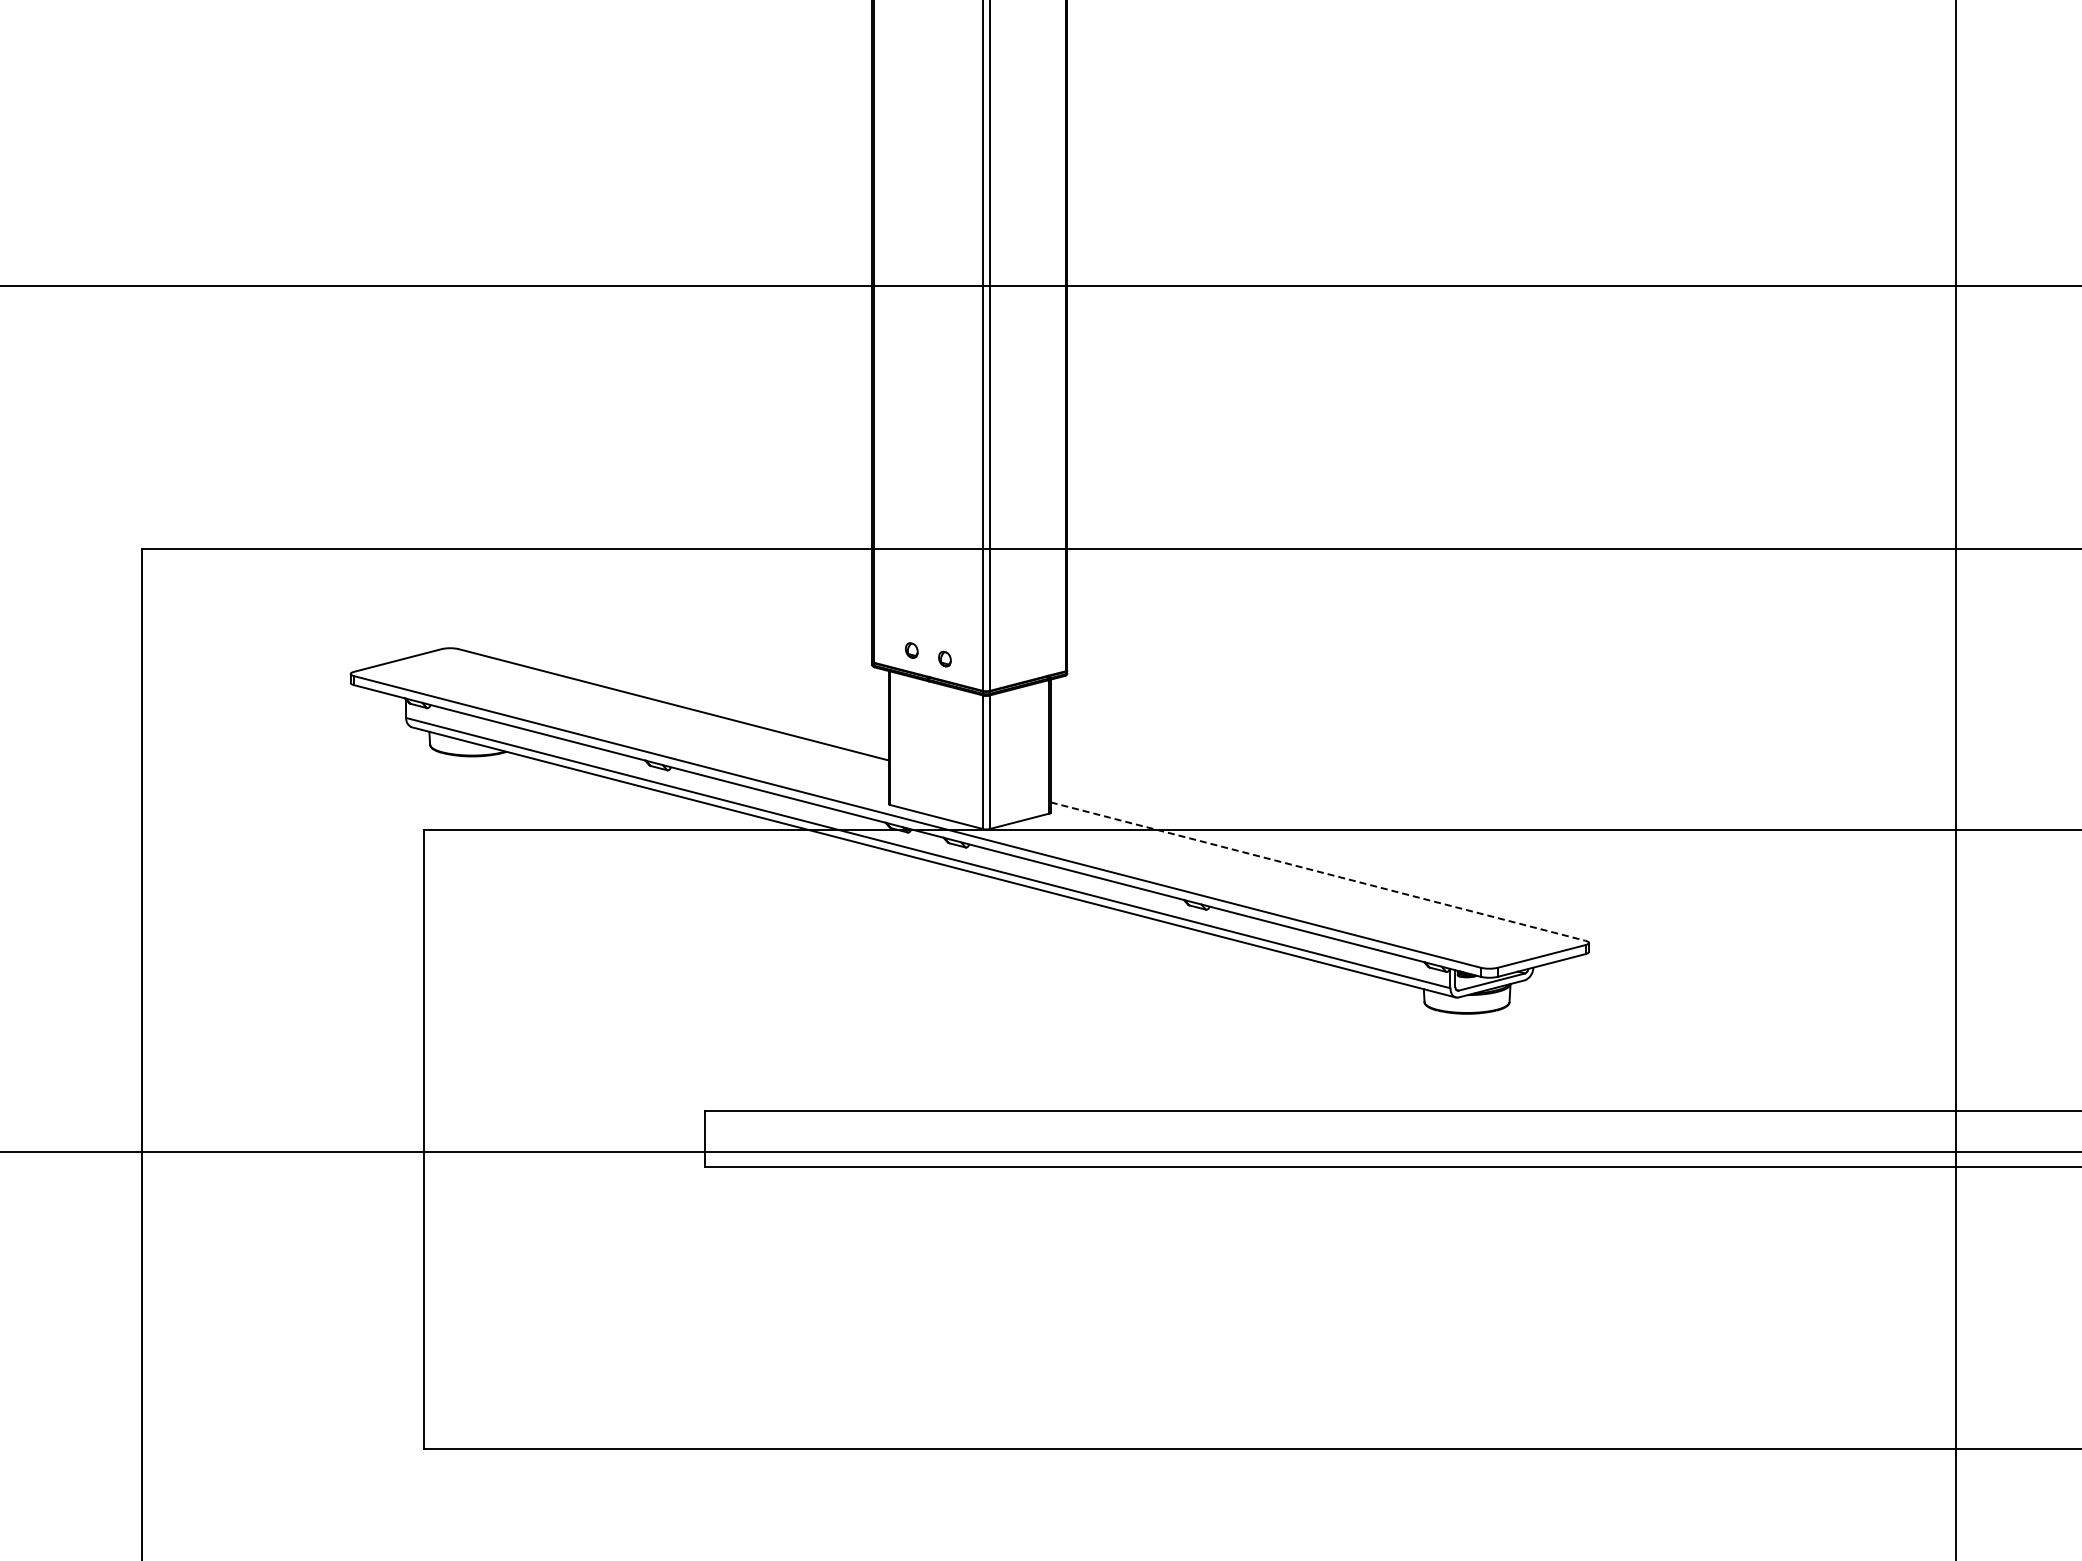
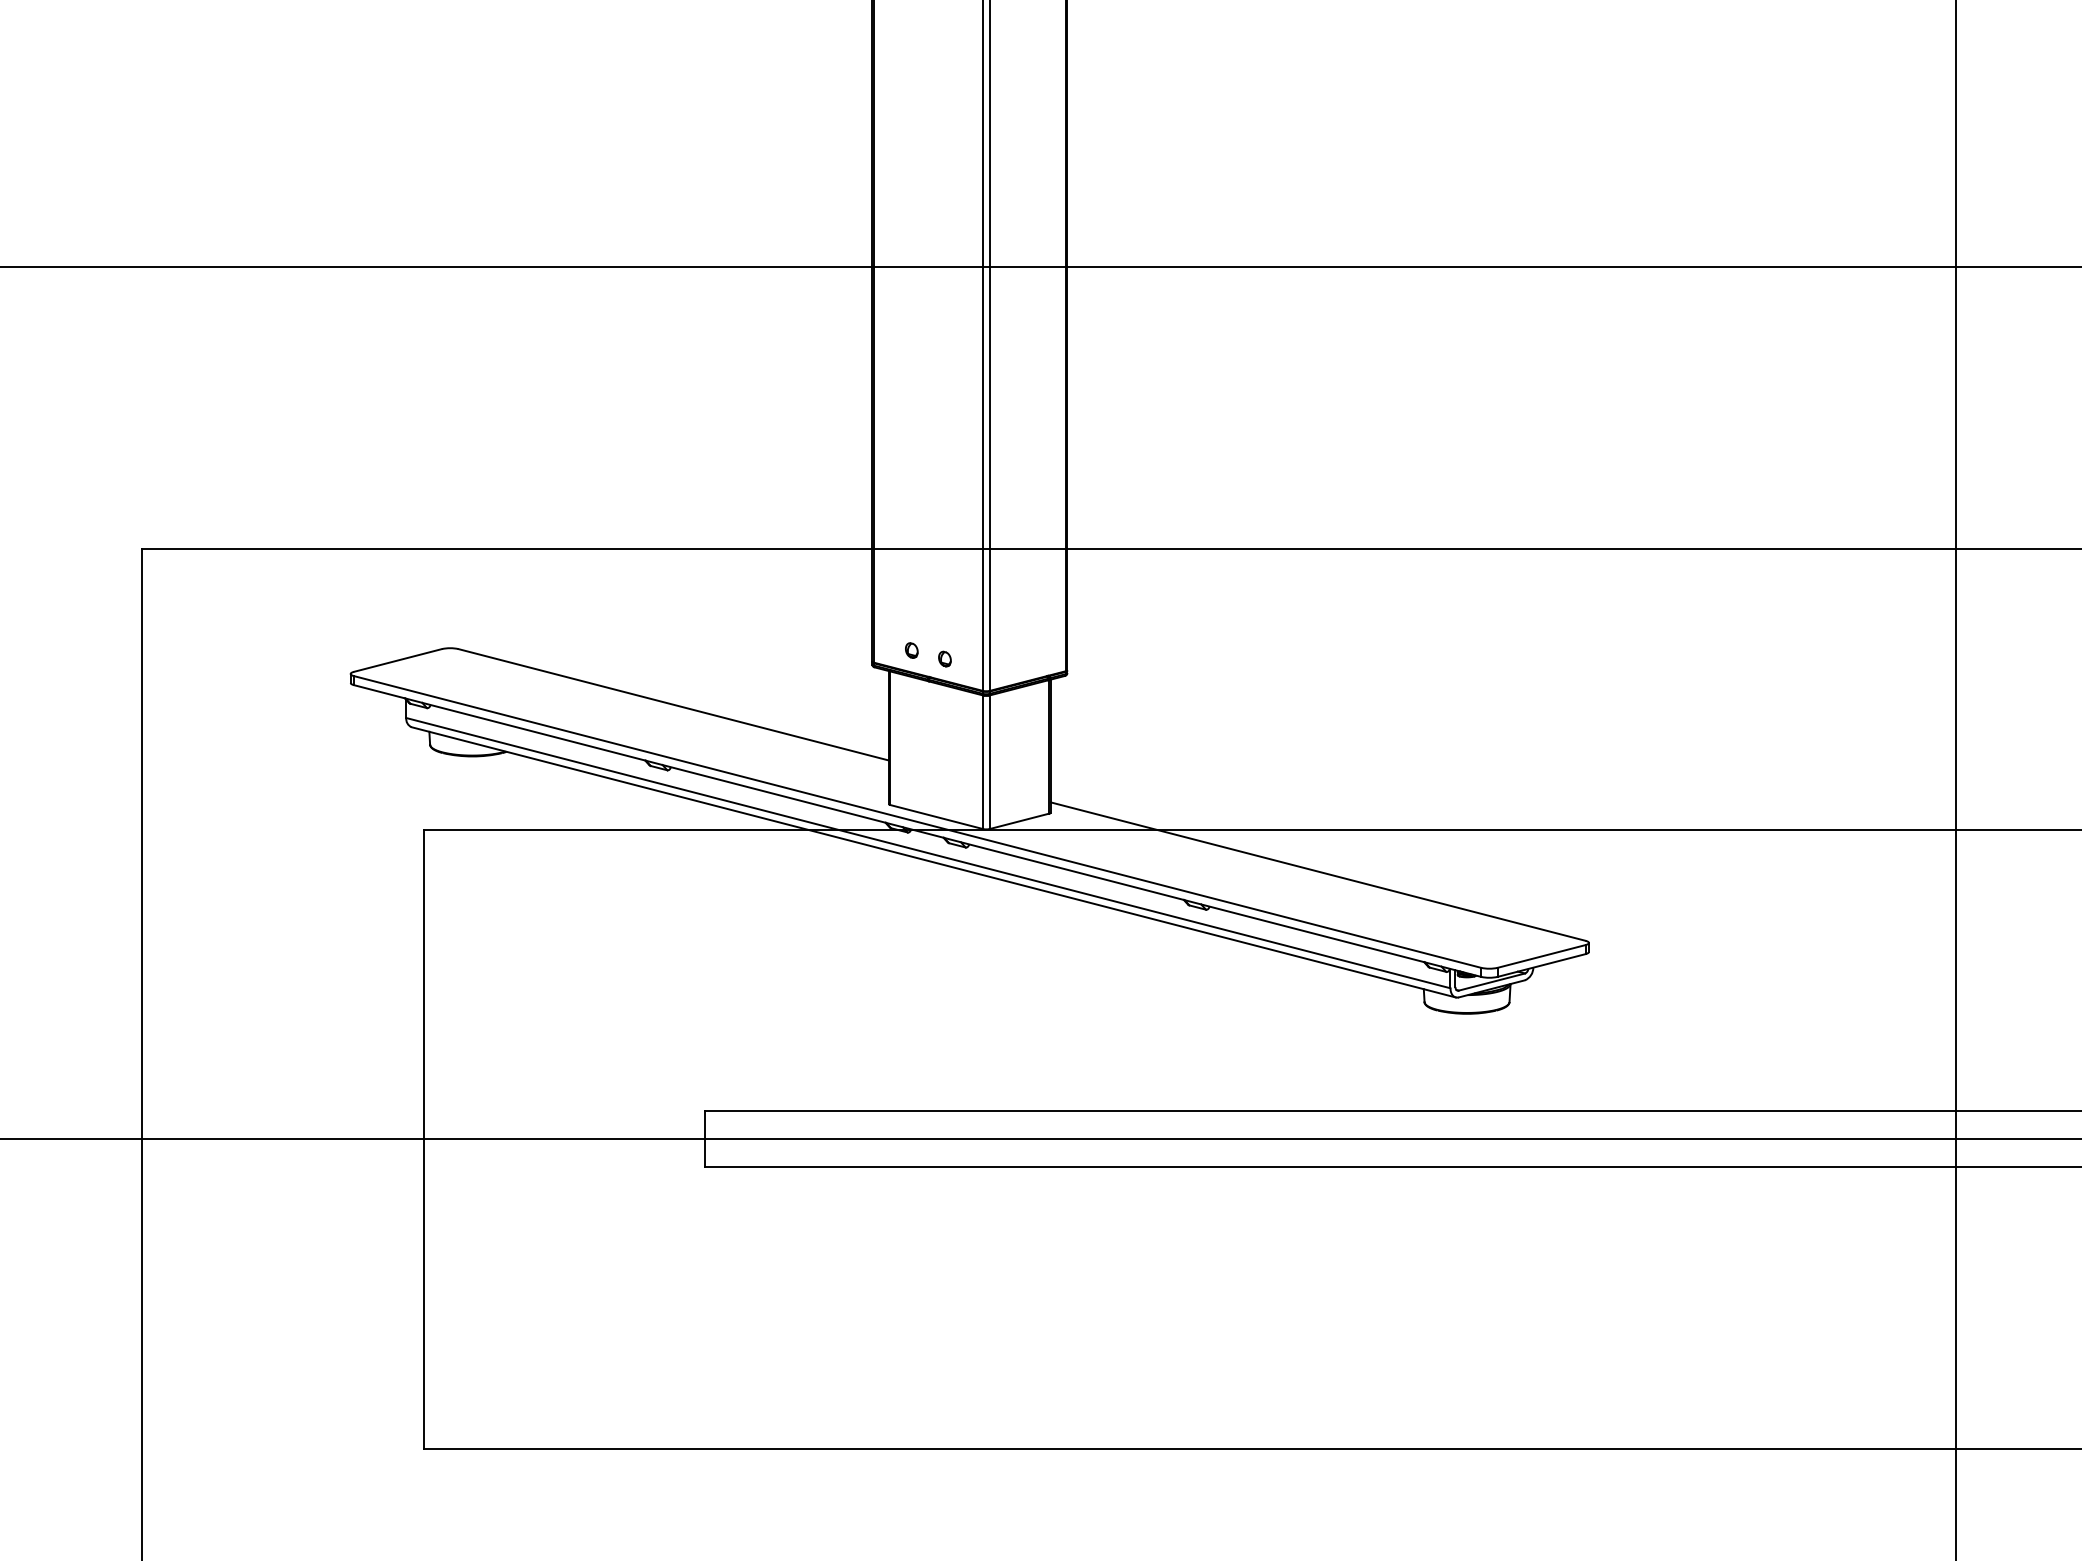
line position: (1040, 286) -> (1040, 267) (1040, 267)
line: dashed -> solid (1318, 871)
line position: (1040, 1152) -> (1040, 1139) (1040, 1139)
